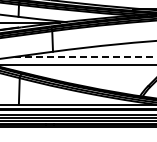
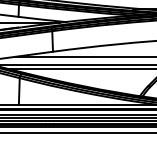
line: dashed -> solid (85, 56)
line: none -> present (81, 69)
line: none -> present (77, 133)
